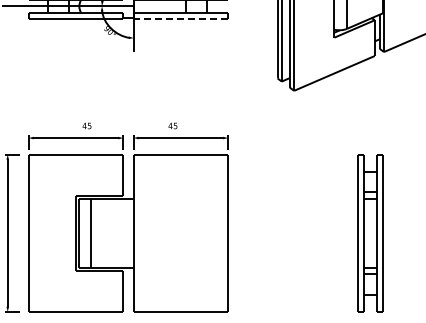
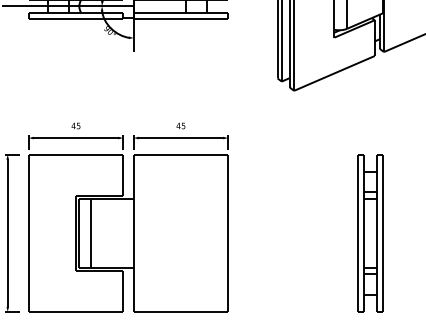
line: dashed -> solid (180, 19)
text position: (86, 125) -> (75, 125) (75, 125)
text position: (172, 125) -> (180, 125) (180, 125)
